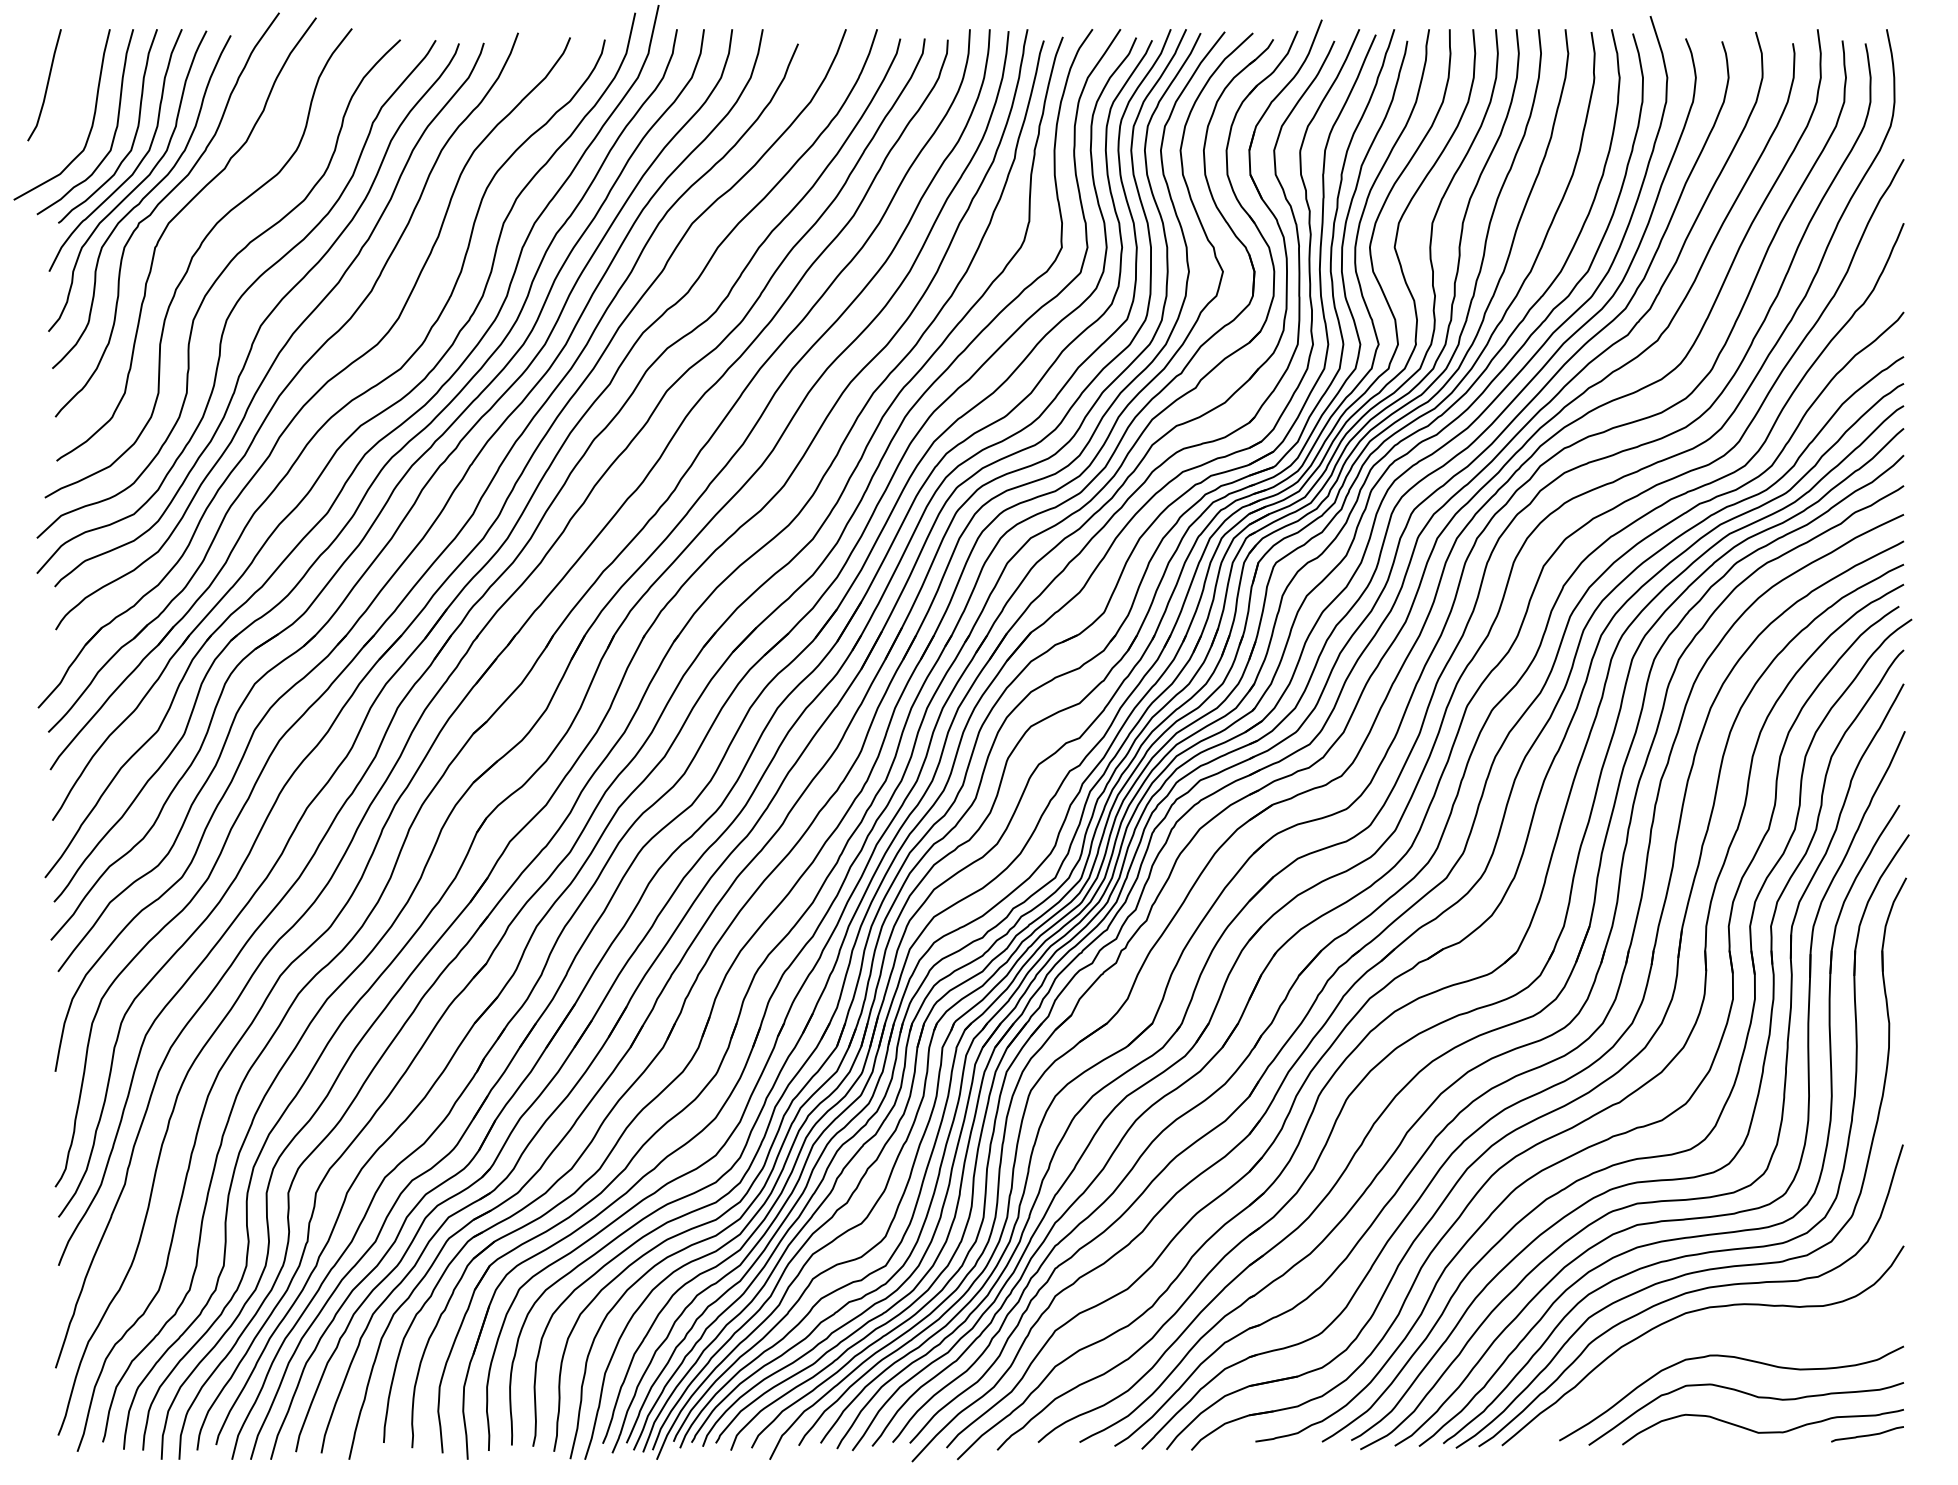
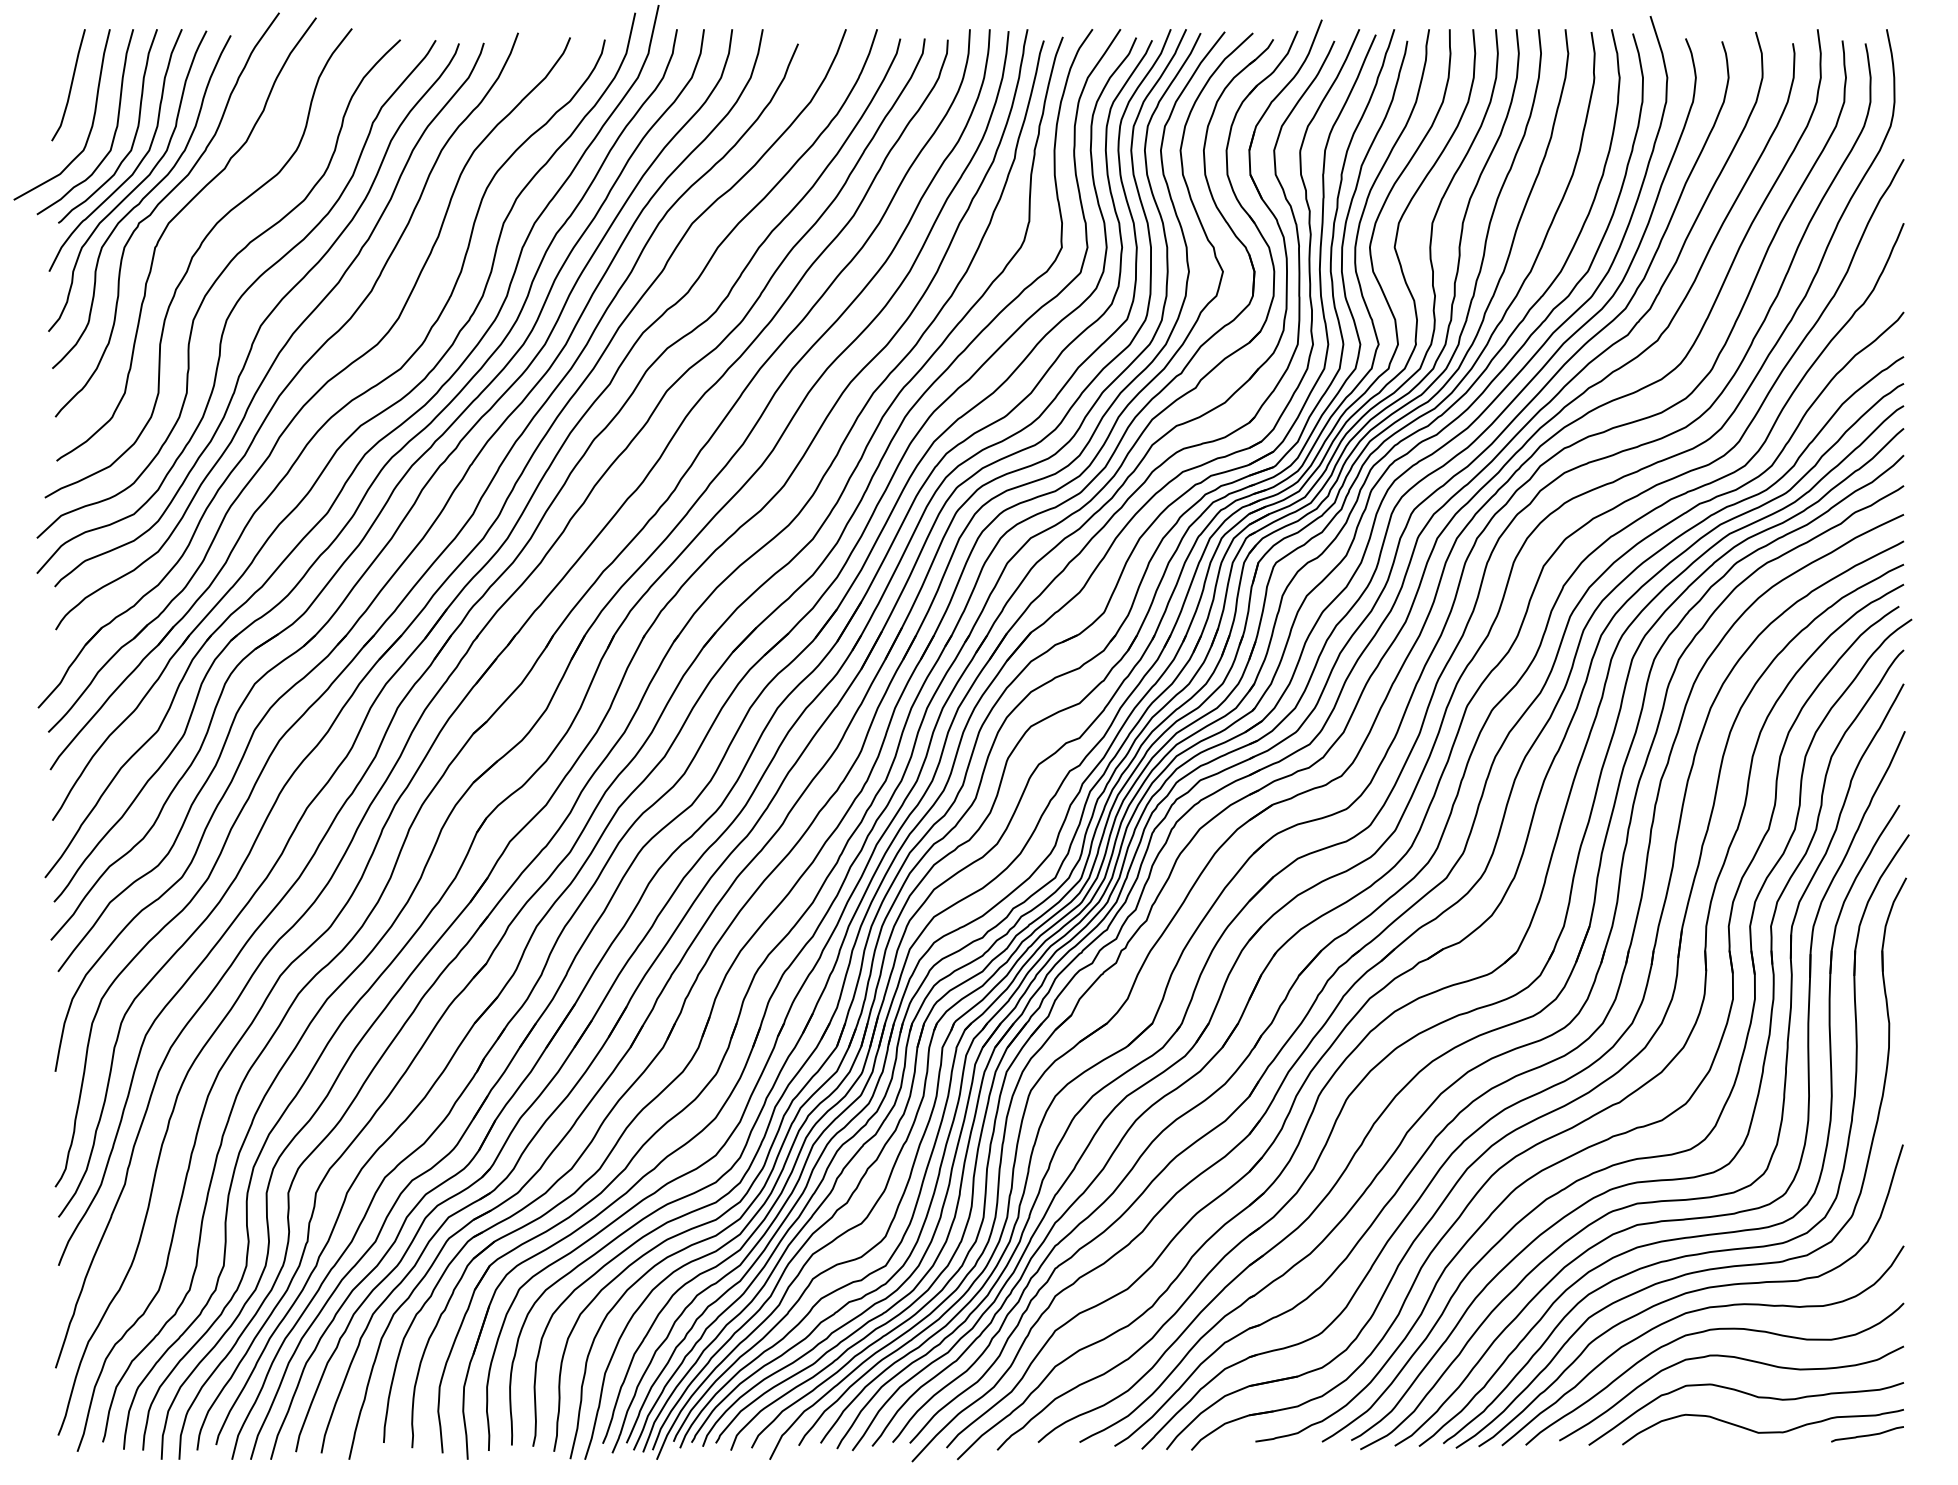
curve position: (46, 85) -> (70, 85) (70, 85)
curve: none -> present (1704, 1332)
